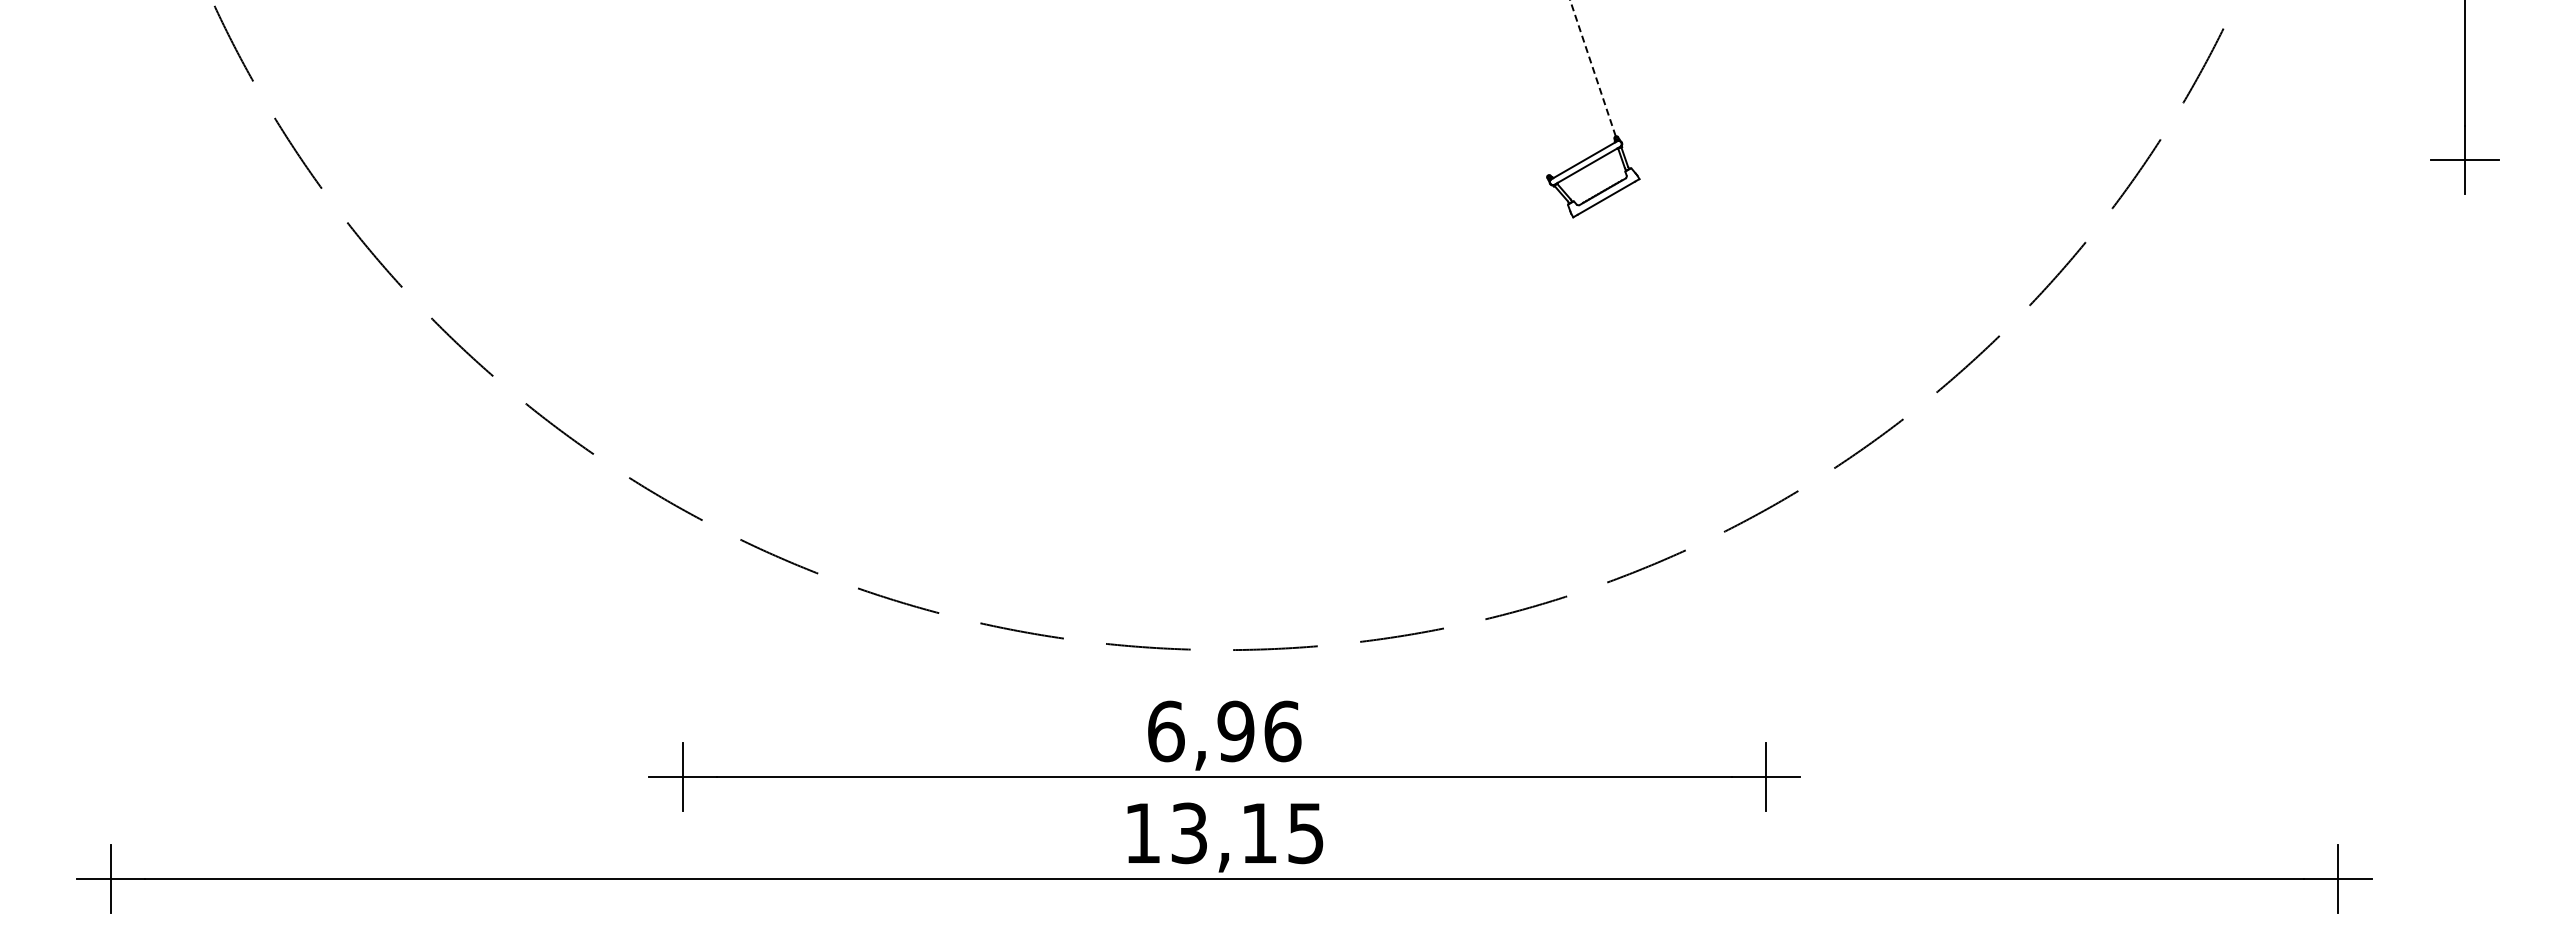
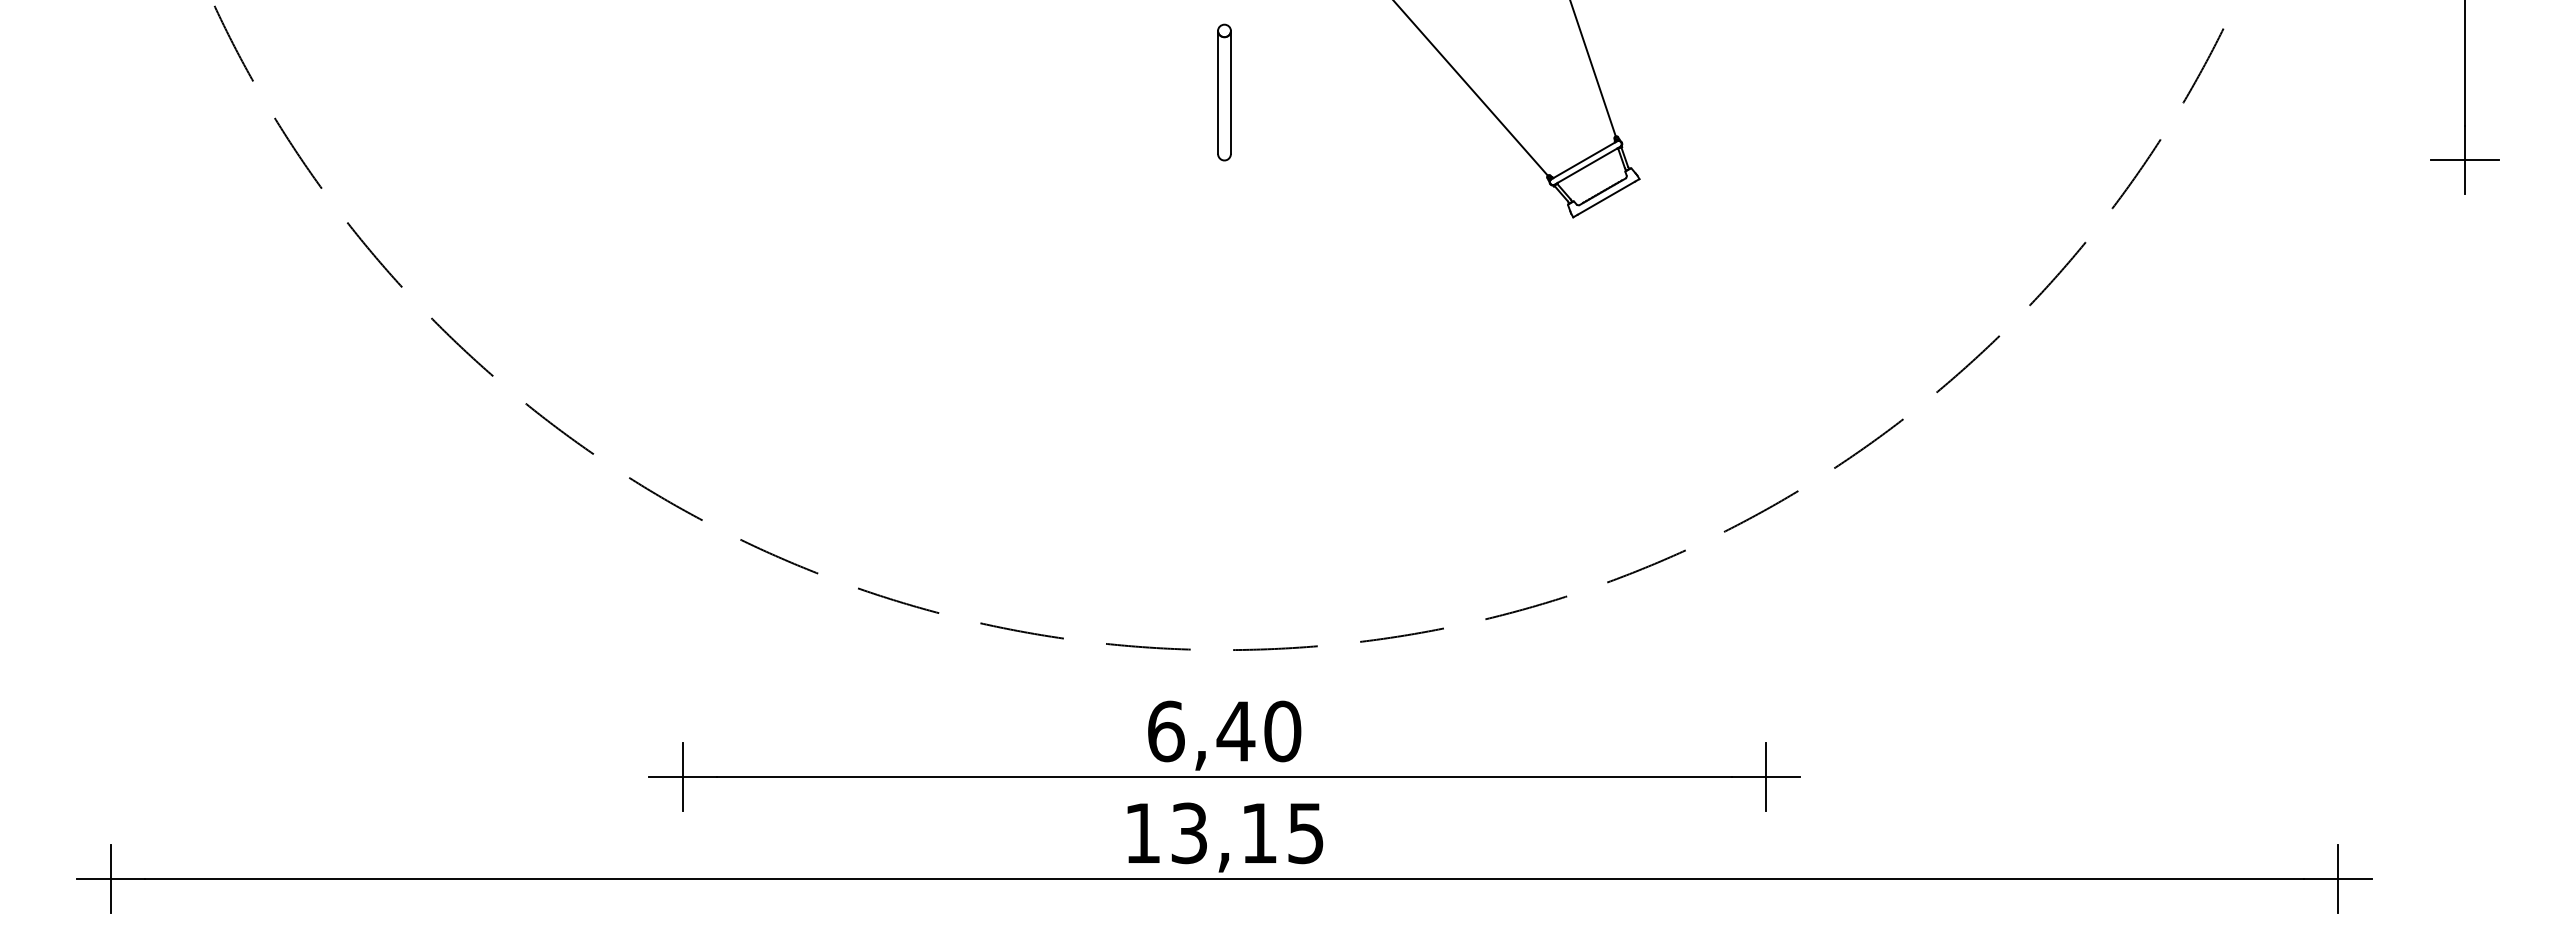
line: dashed -> solid (1592, 68)
line: none -> present (1471, 88)
part: none -> present (1224, 92)
text: 6,96 -> 6,40 (1258, 731)
